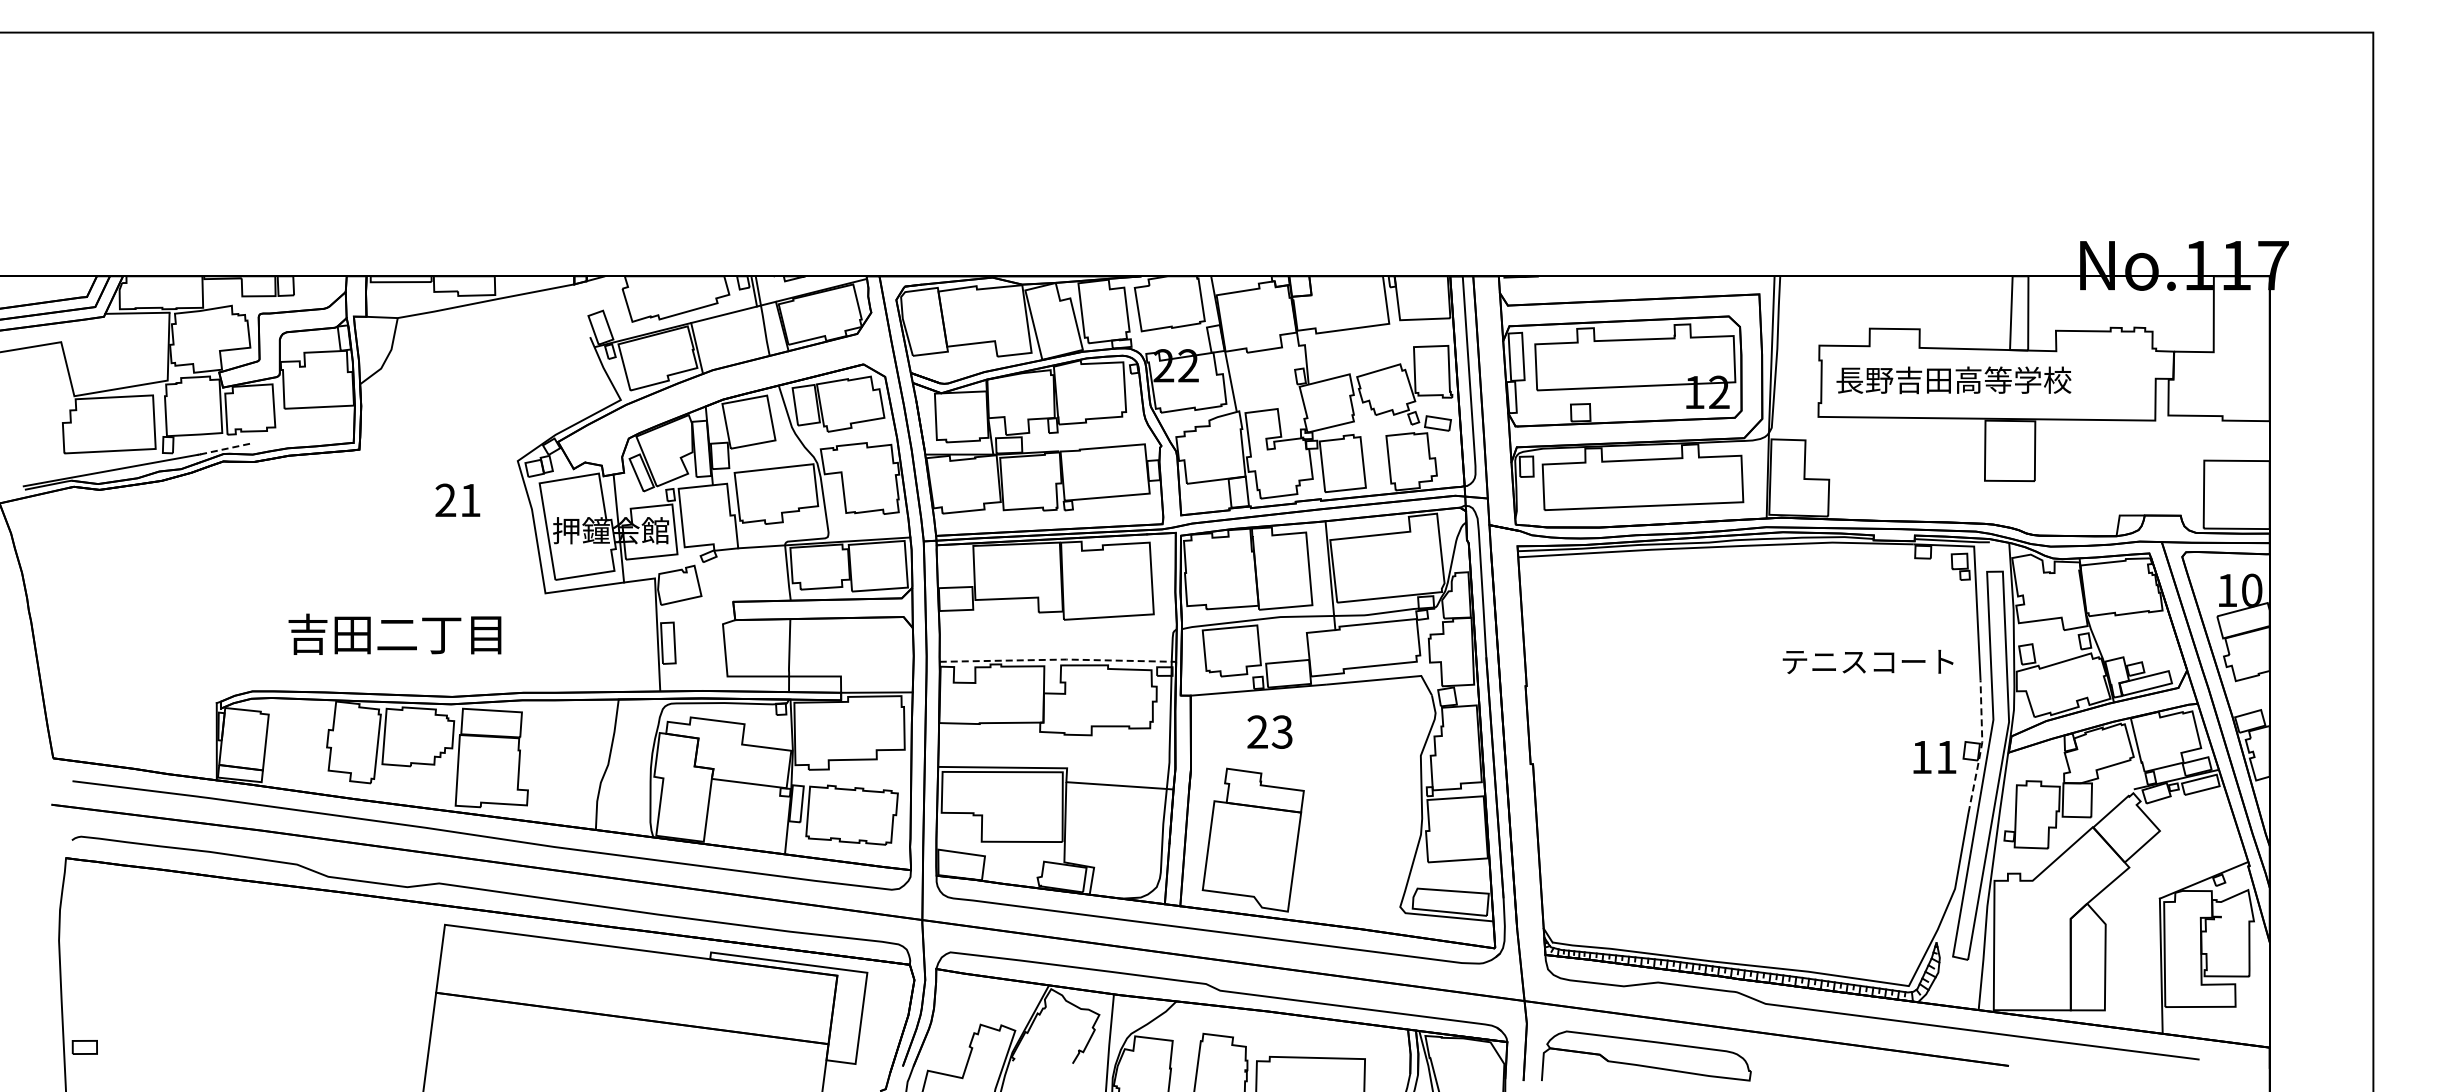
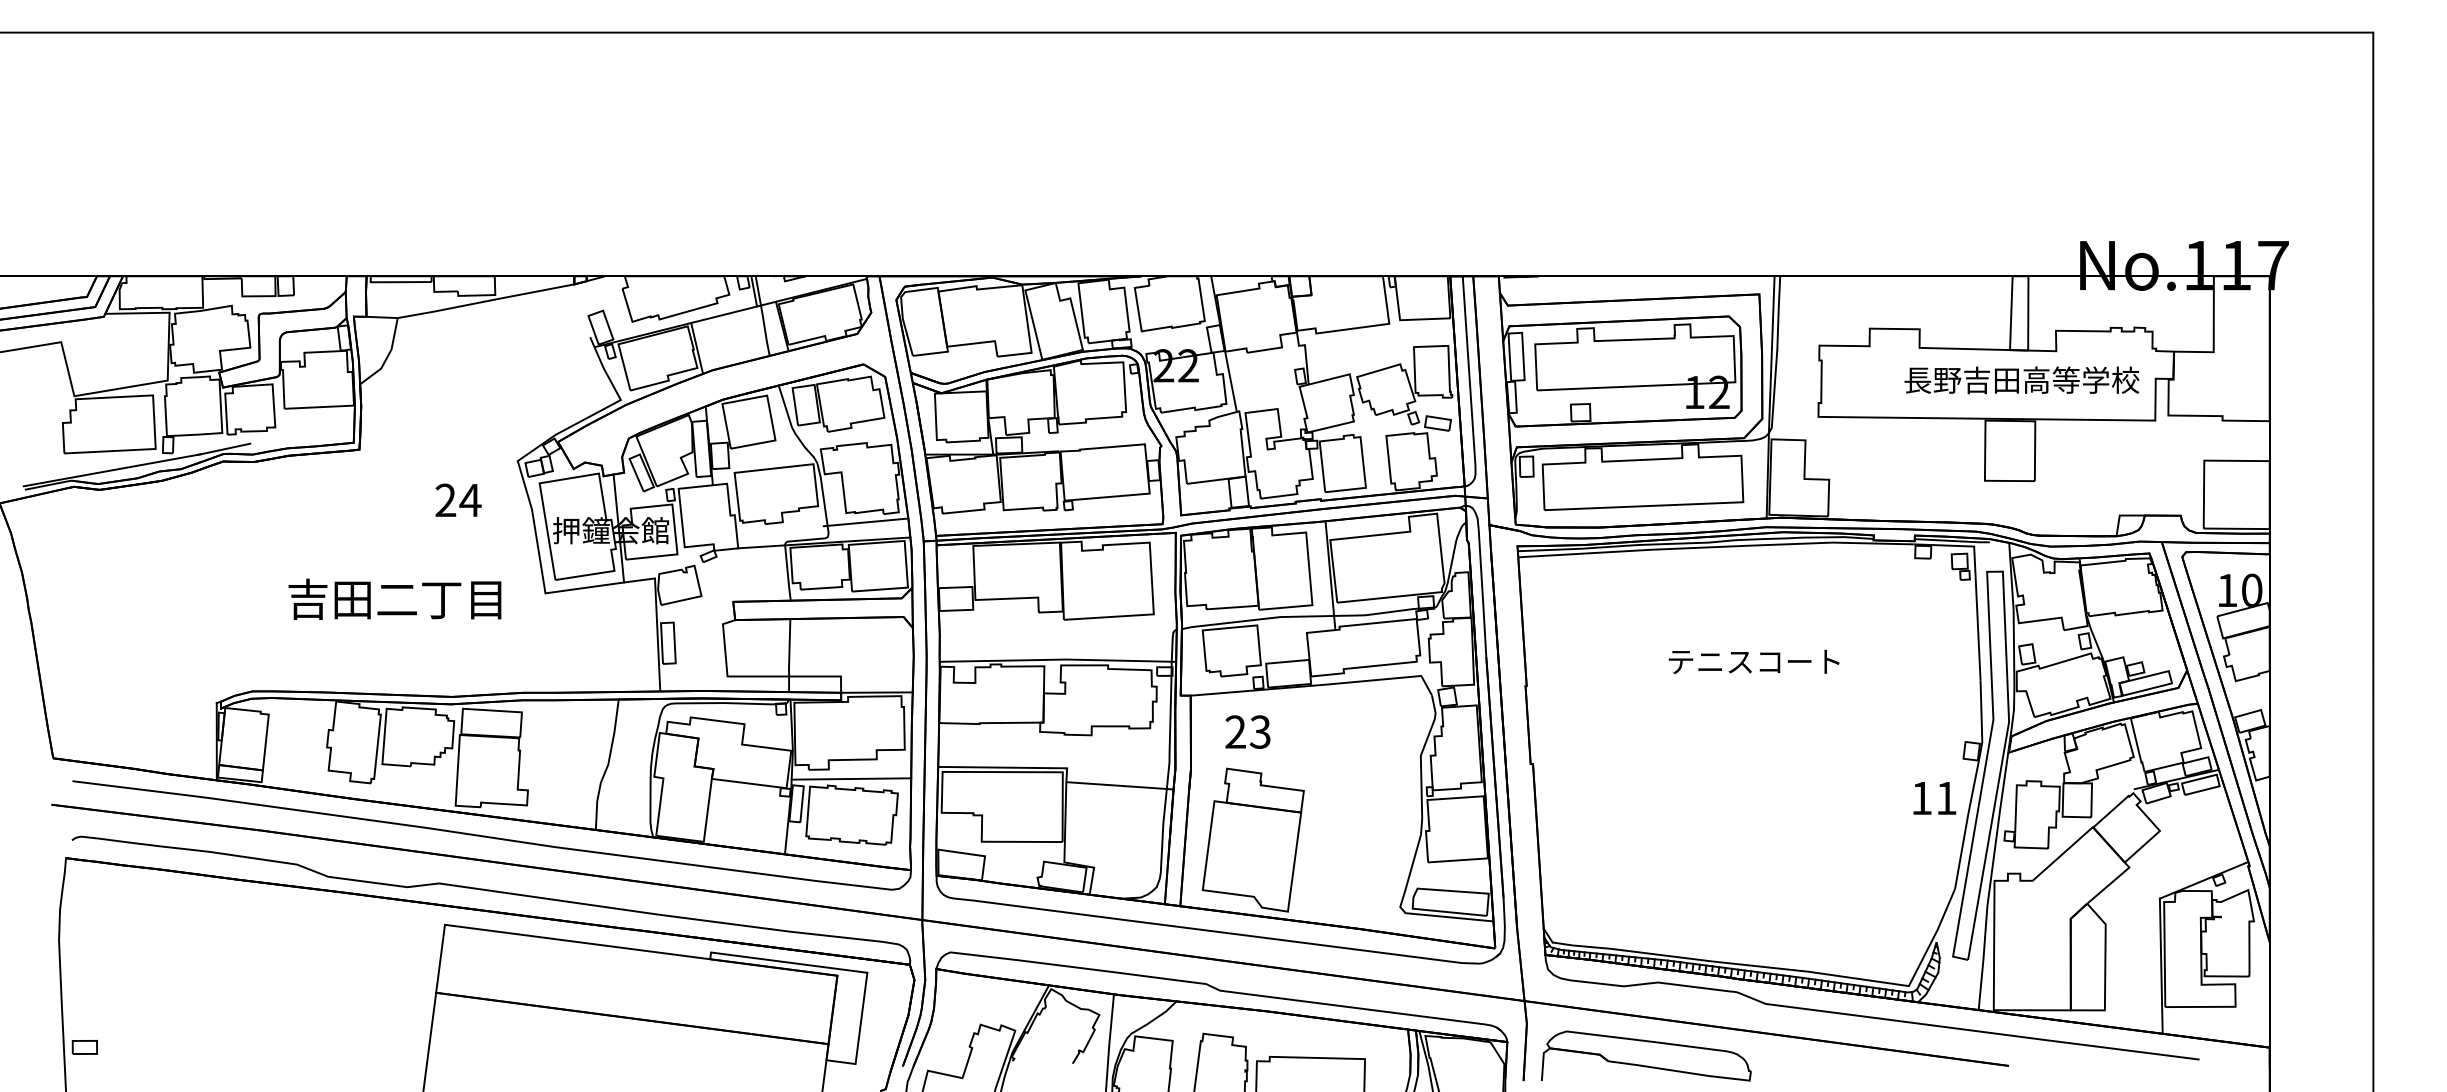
text position: (1953, 380) -> (2021, 380) (2021, 380)
line: dashed -> solid (225, 449)
text: 21 -> 24 (470, 500)
line: none -> present (865, 522)
text position: (394, 633) -> (394, 598) (394, 598)
line: dashed -> solid (1058, 659)
text position: (1867, 661) -> (1753, 661) (1753, 661)
text position: (1269, 731) -> (1247, 731) (1247, 731)
line: dashed -> solid (1981, 746)
text position: (1934, 757) -> (1934, 798) (1934, 798)
line: none -> present (851, 778)
